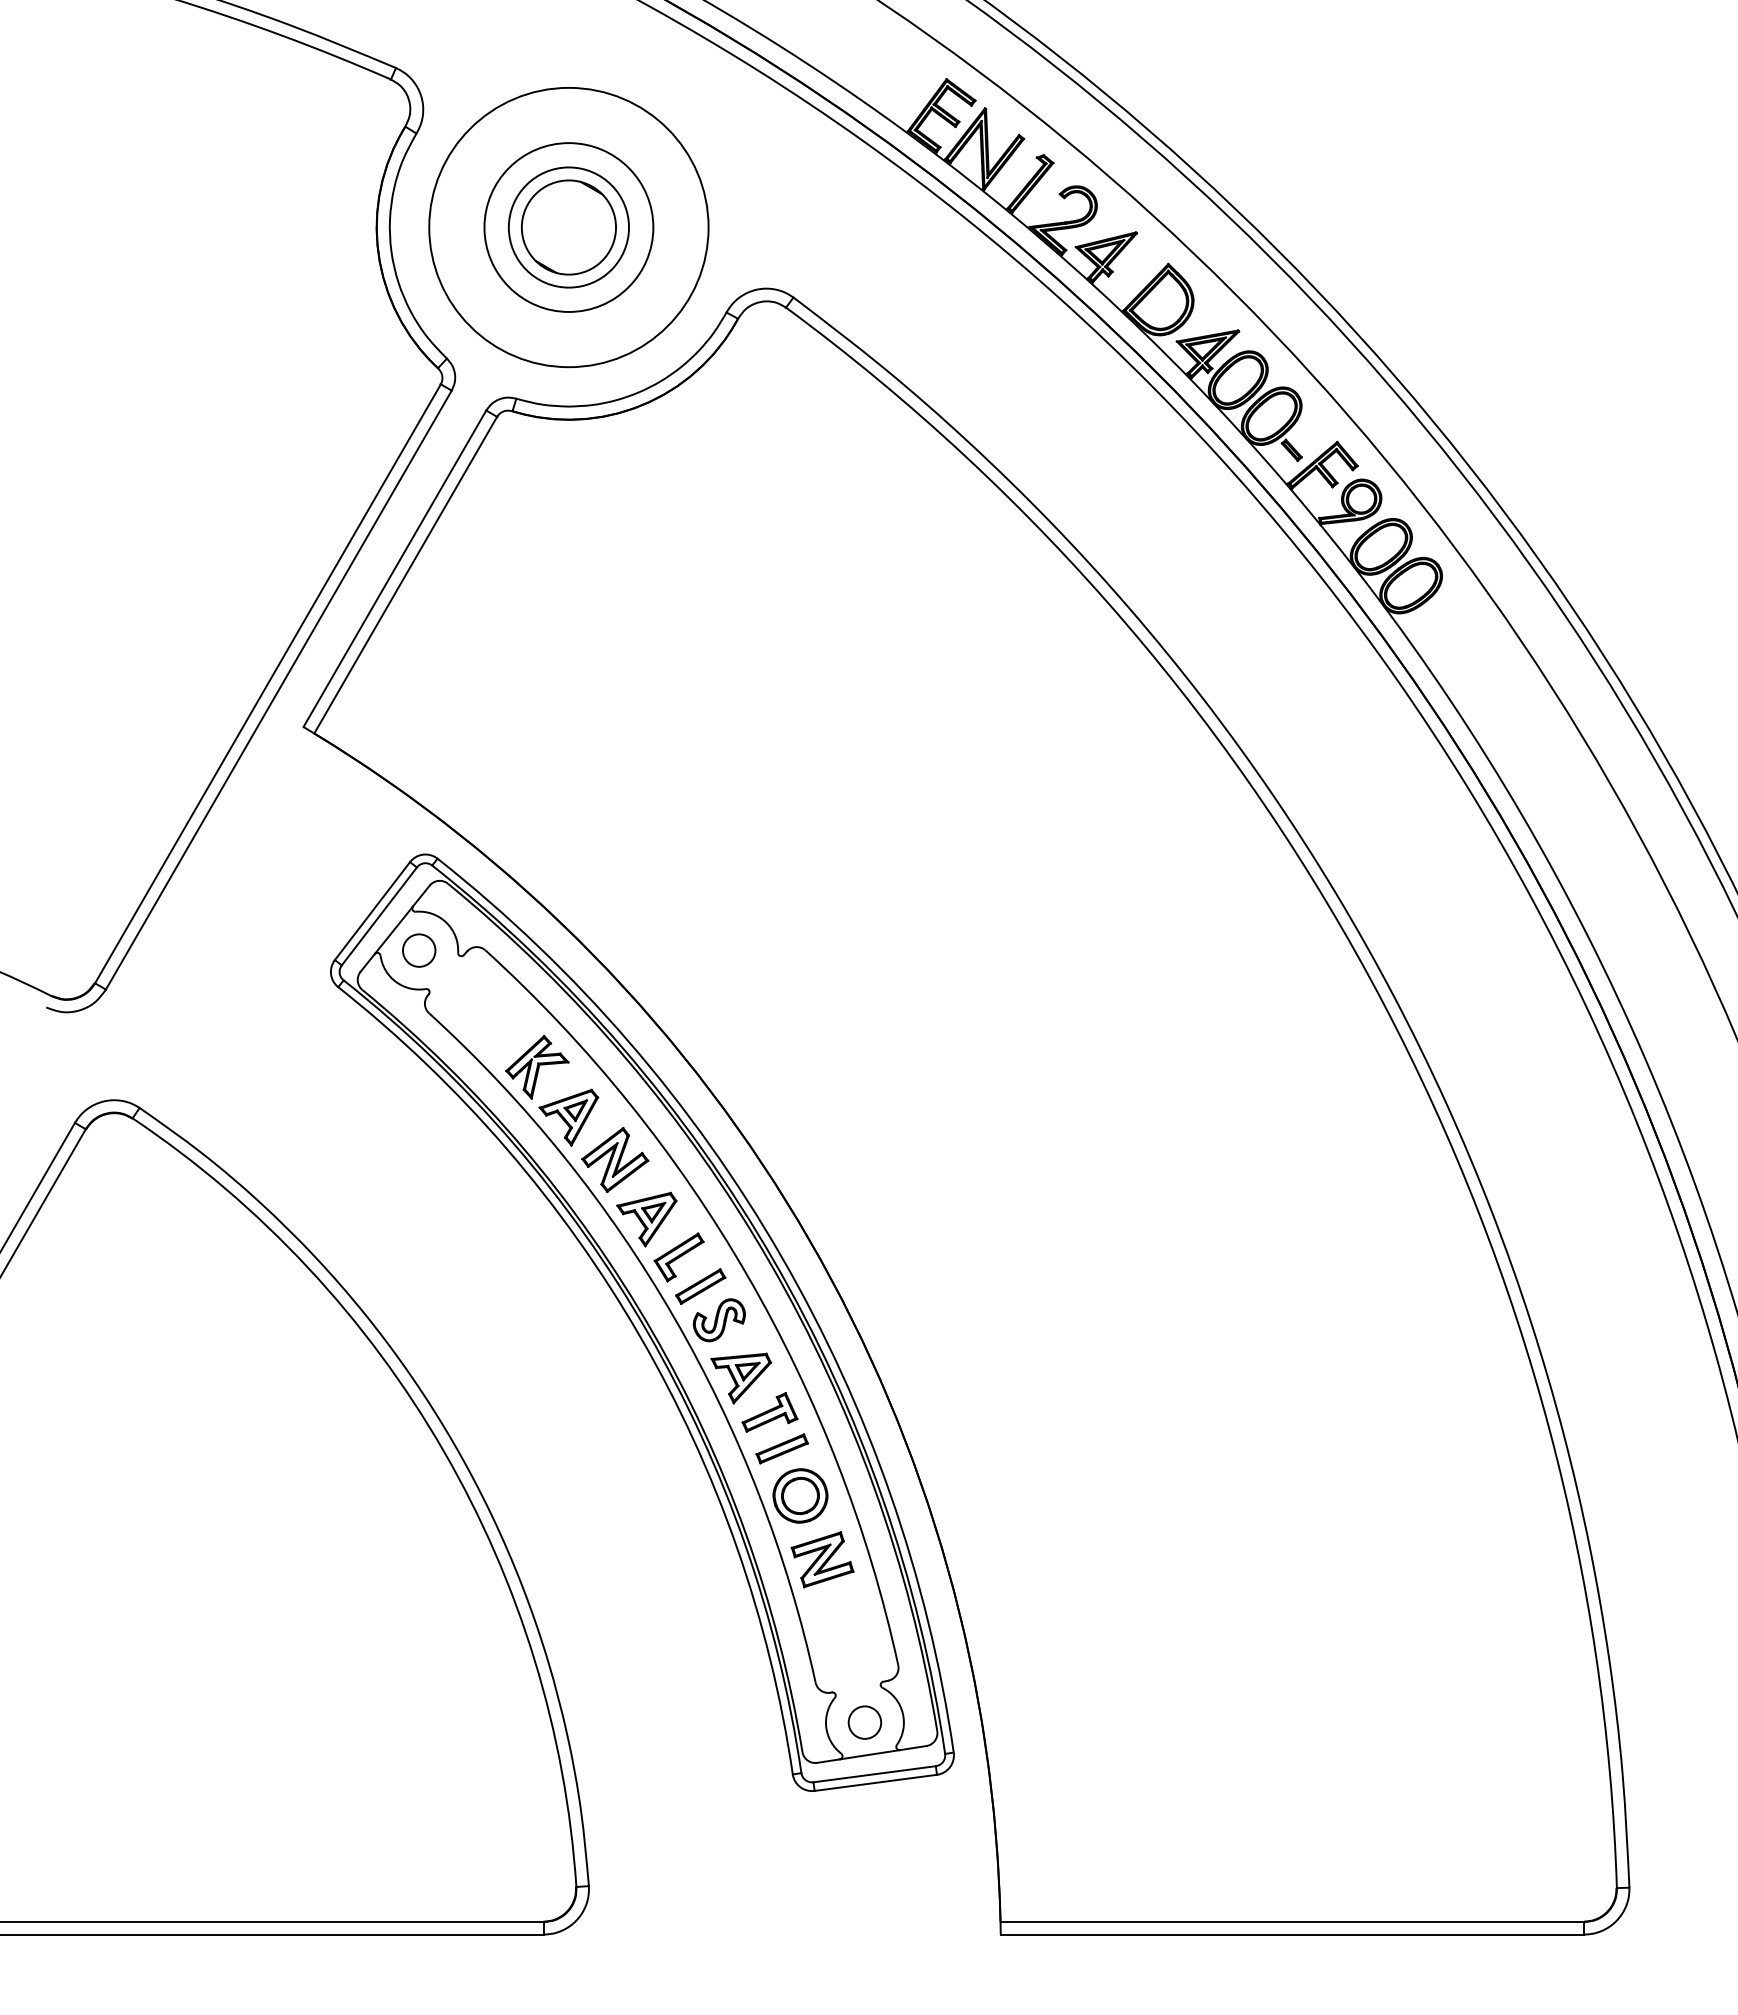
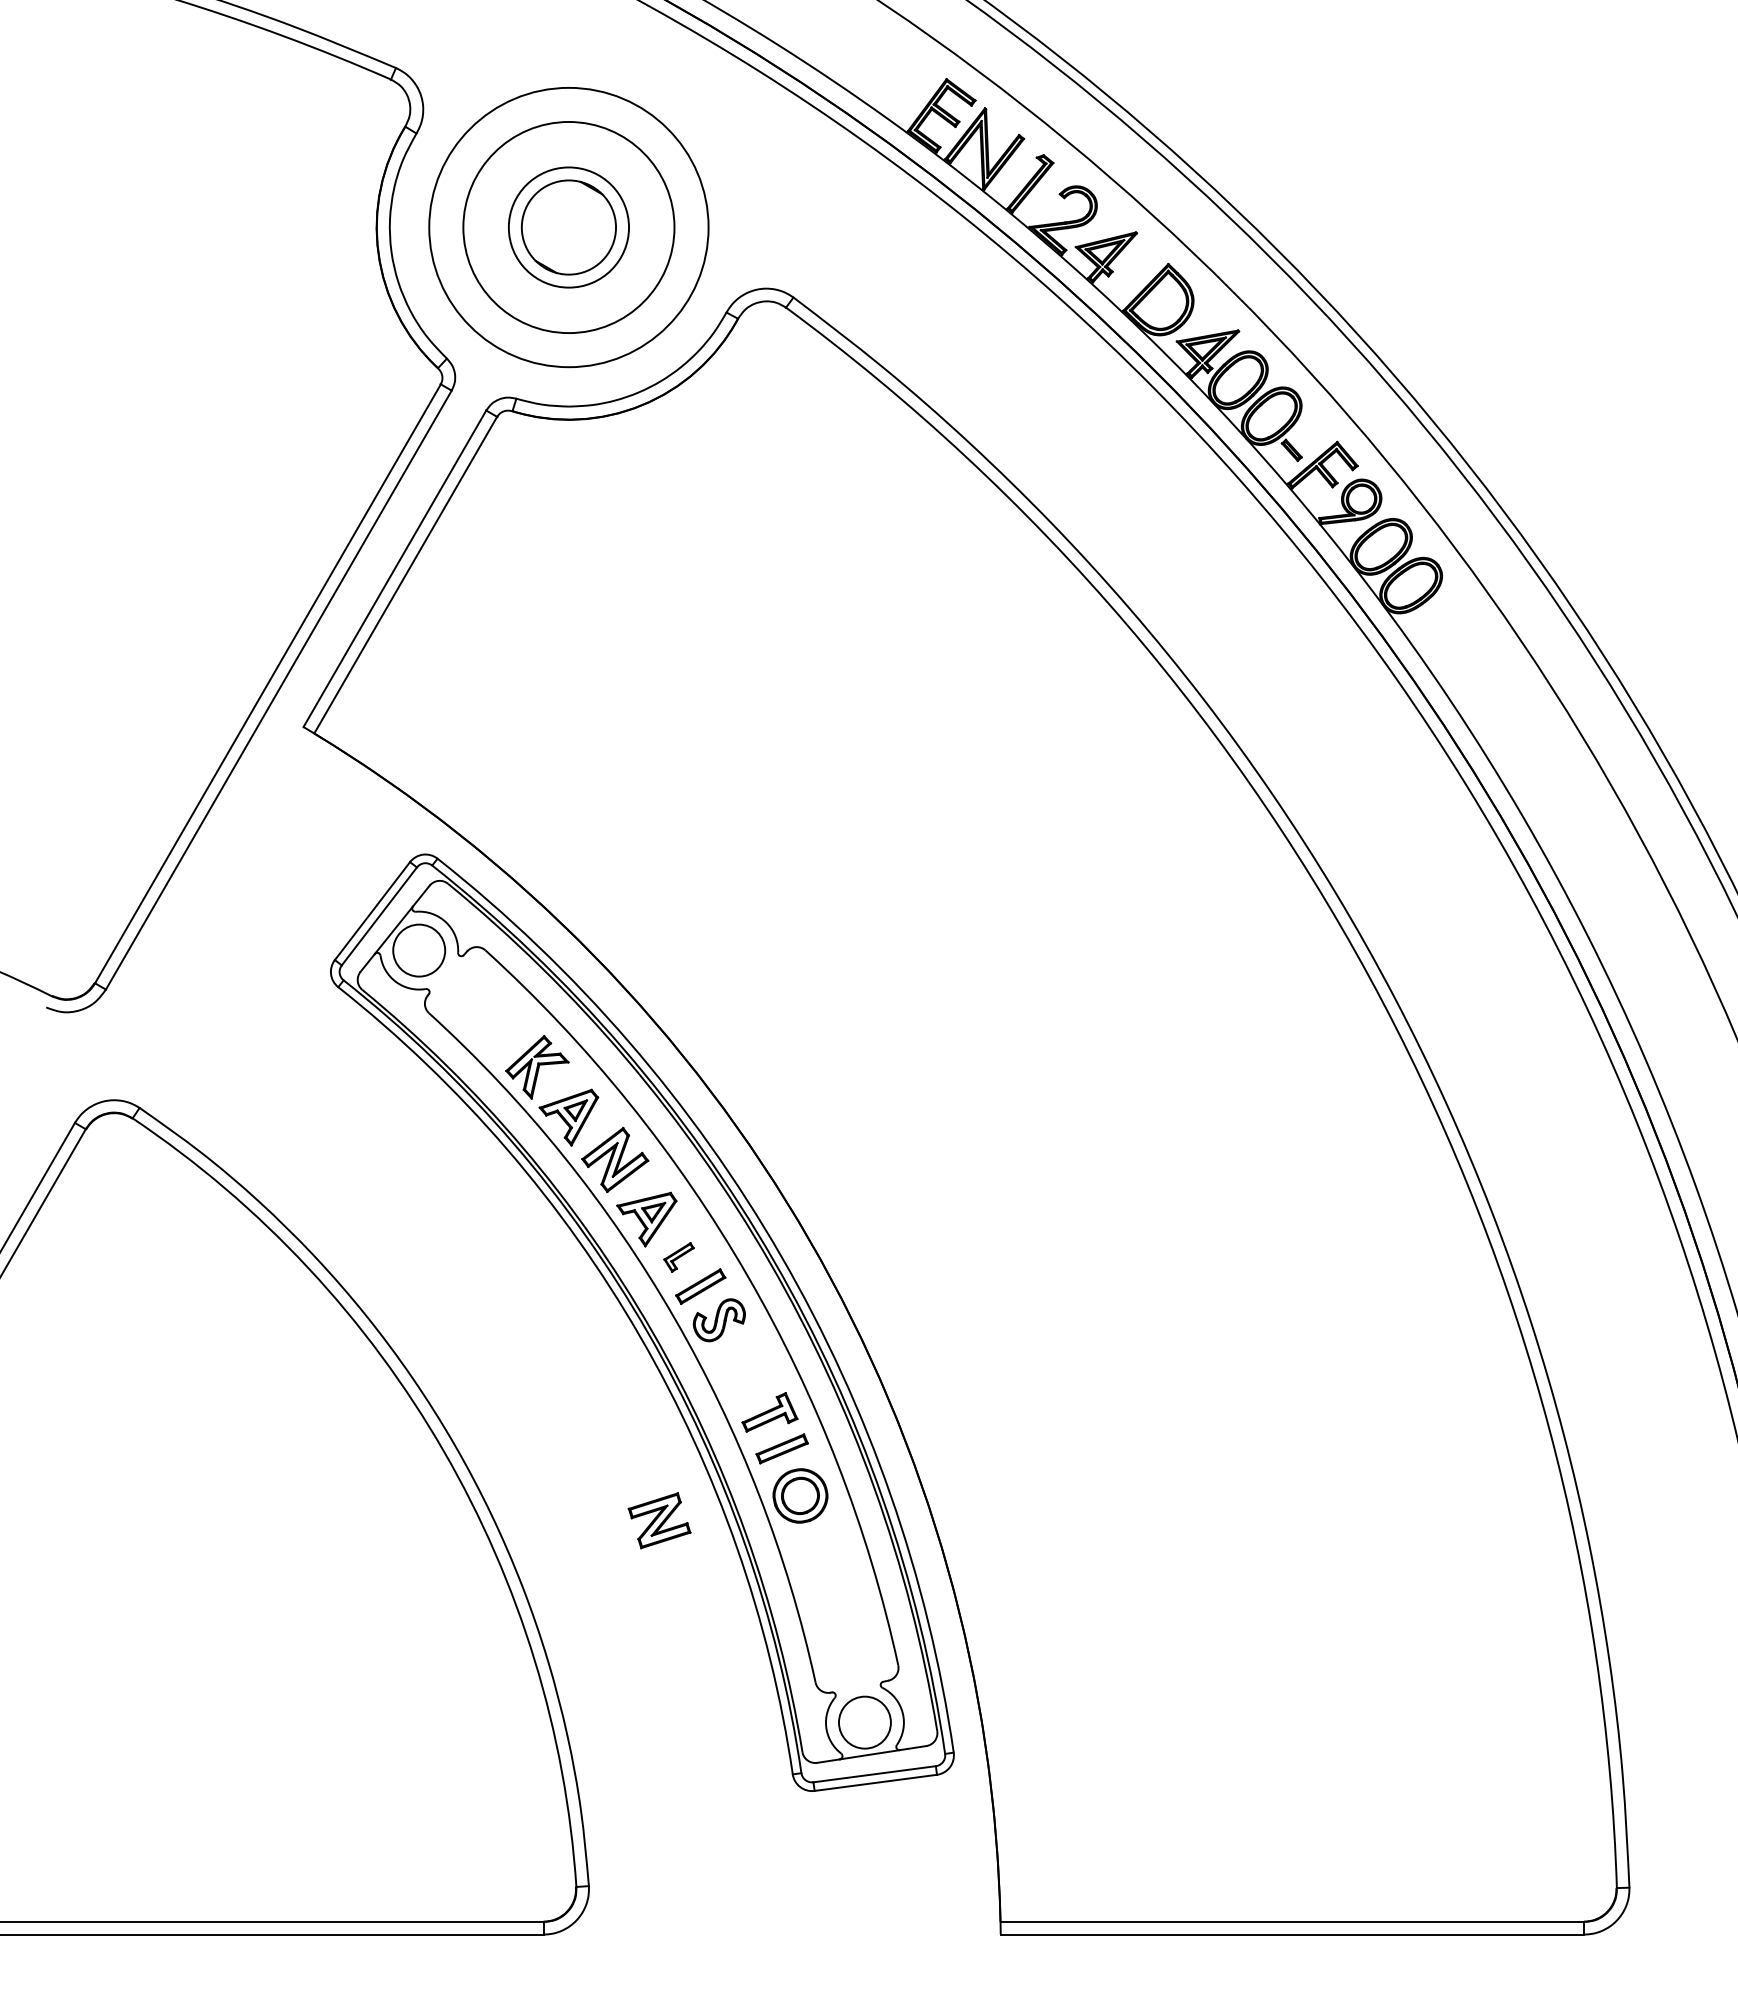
circle diameter: 169 px -> 211 px (568, 227)
circle diameter: 32 px -> 52 px (419, 950)
part size: 52x51 px -> 32x31 px (678, 1257)
part: present -> none (740, 1378)
part position: (822, 1559) -> (659, 1520) (659, 1520)
circle diameter: 32 px -> 52 px (864, 1722)
